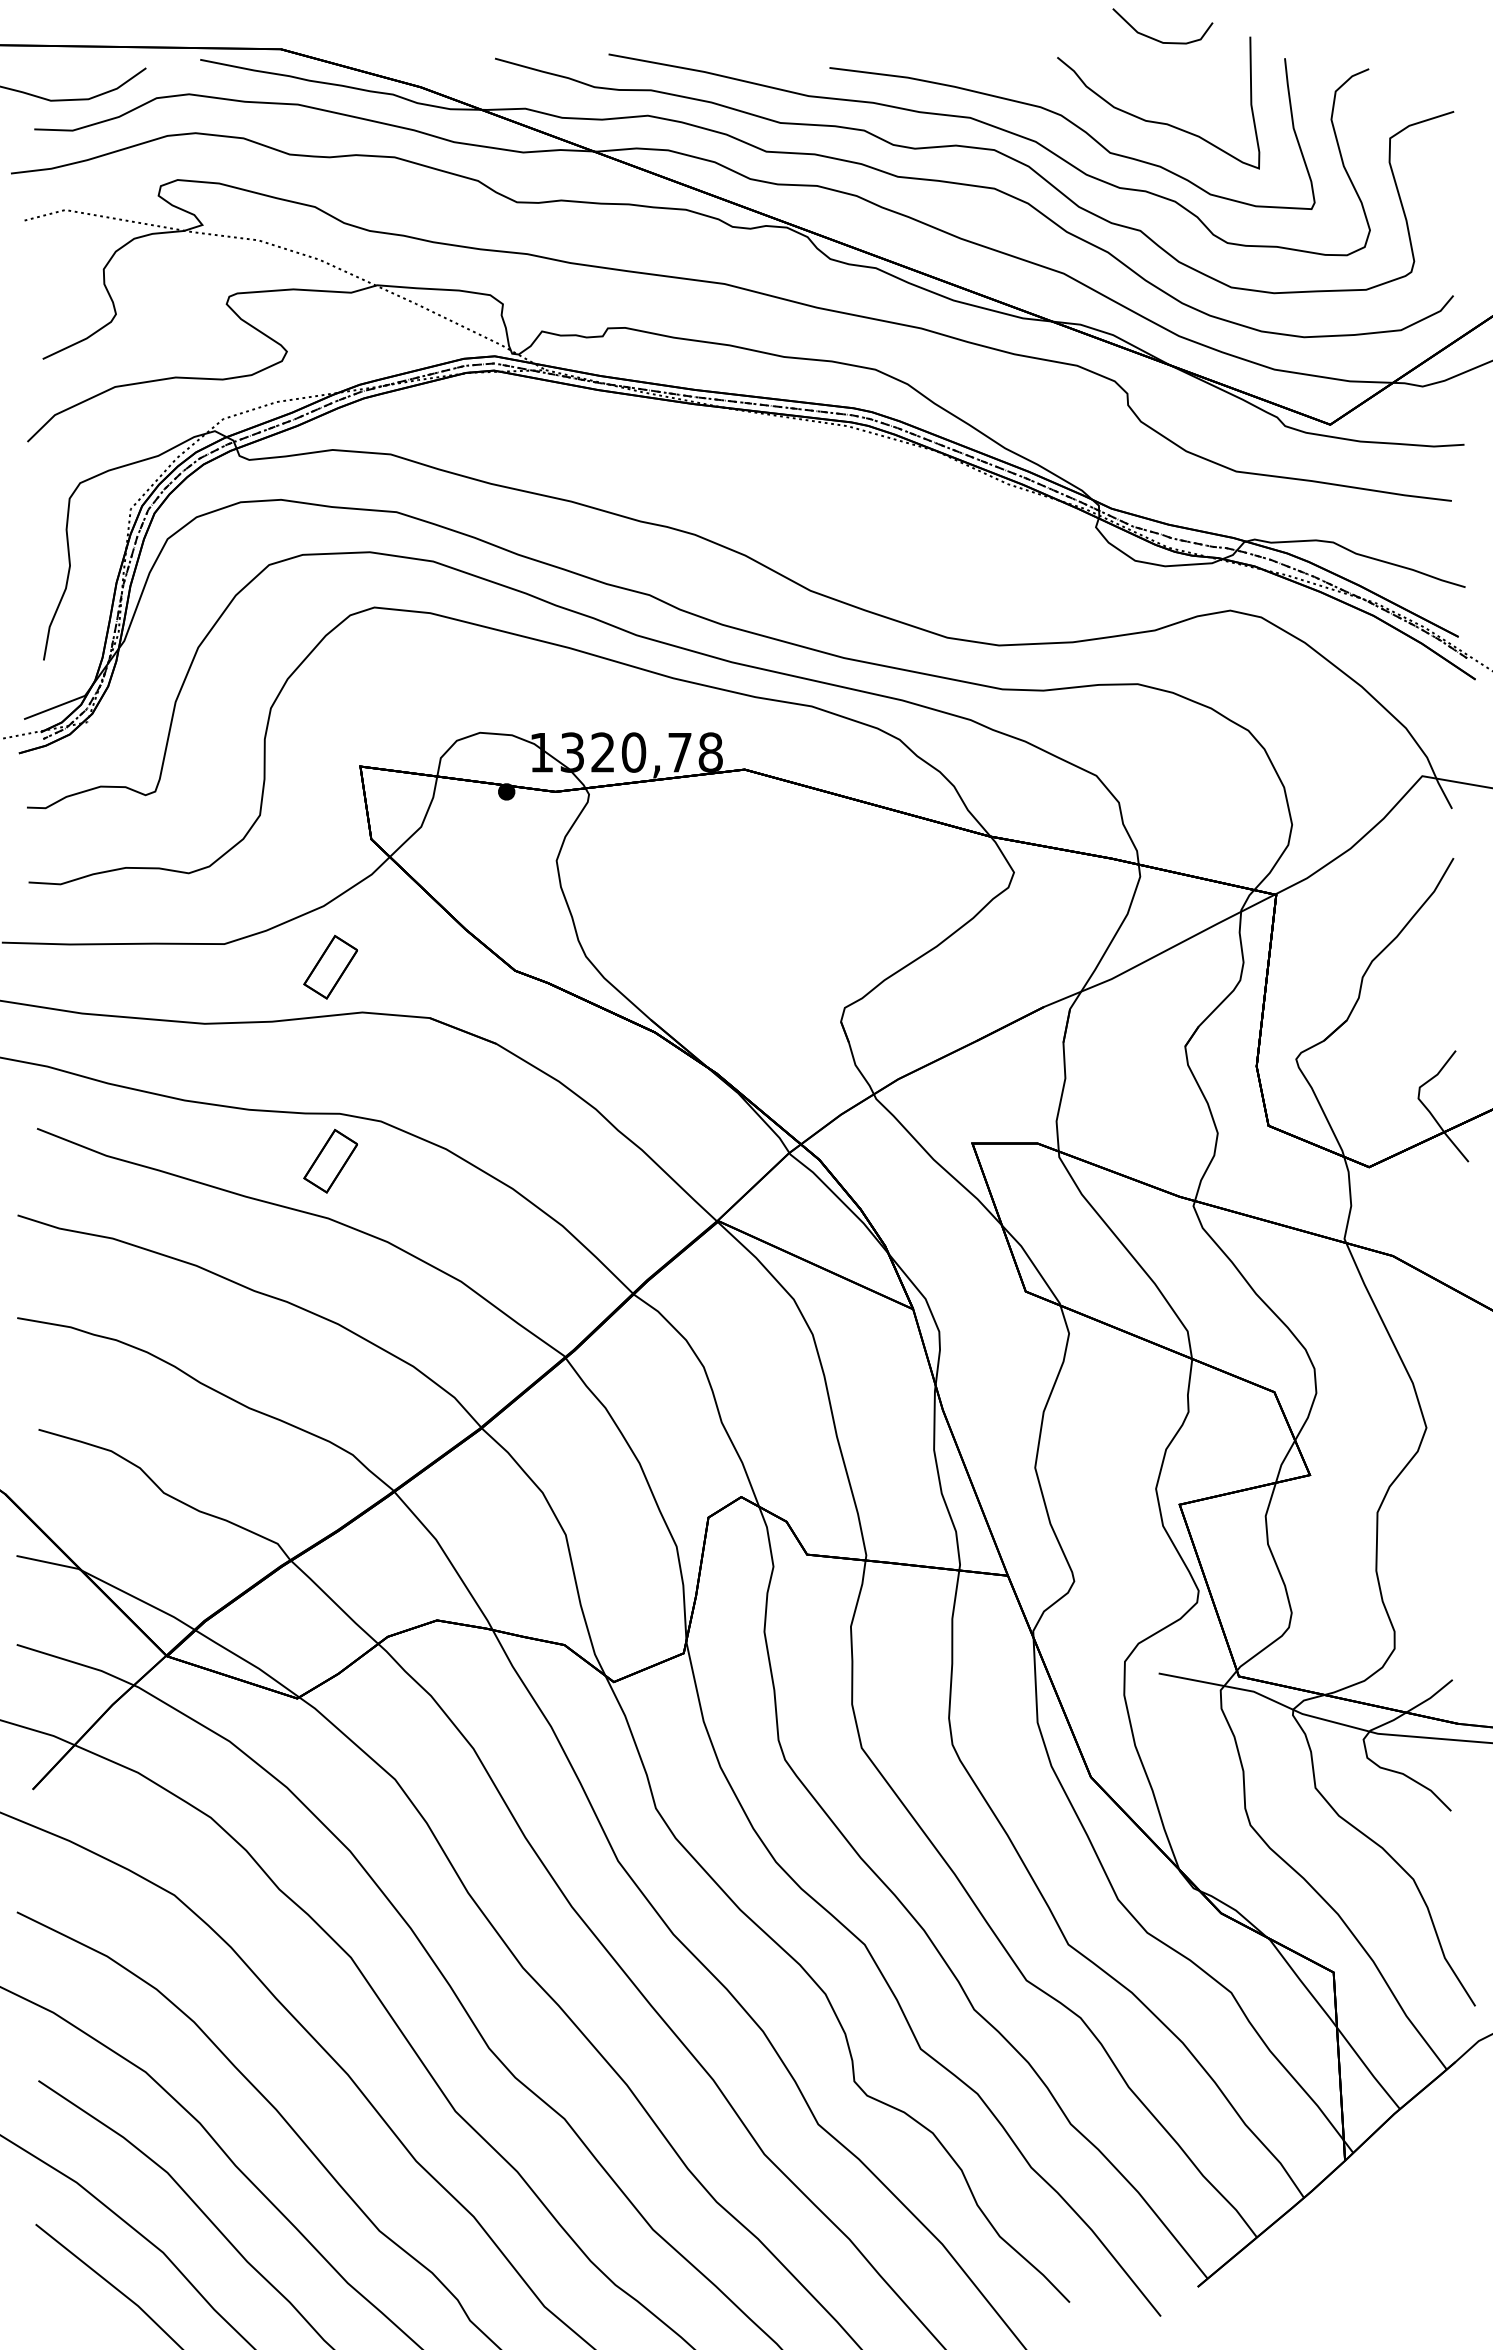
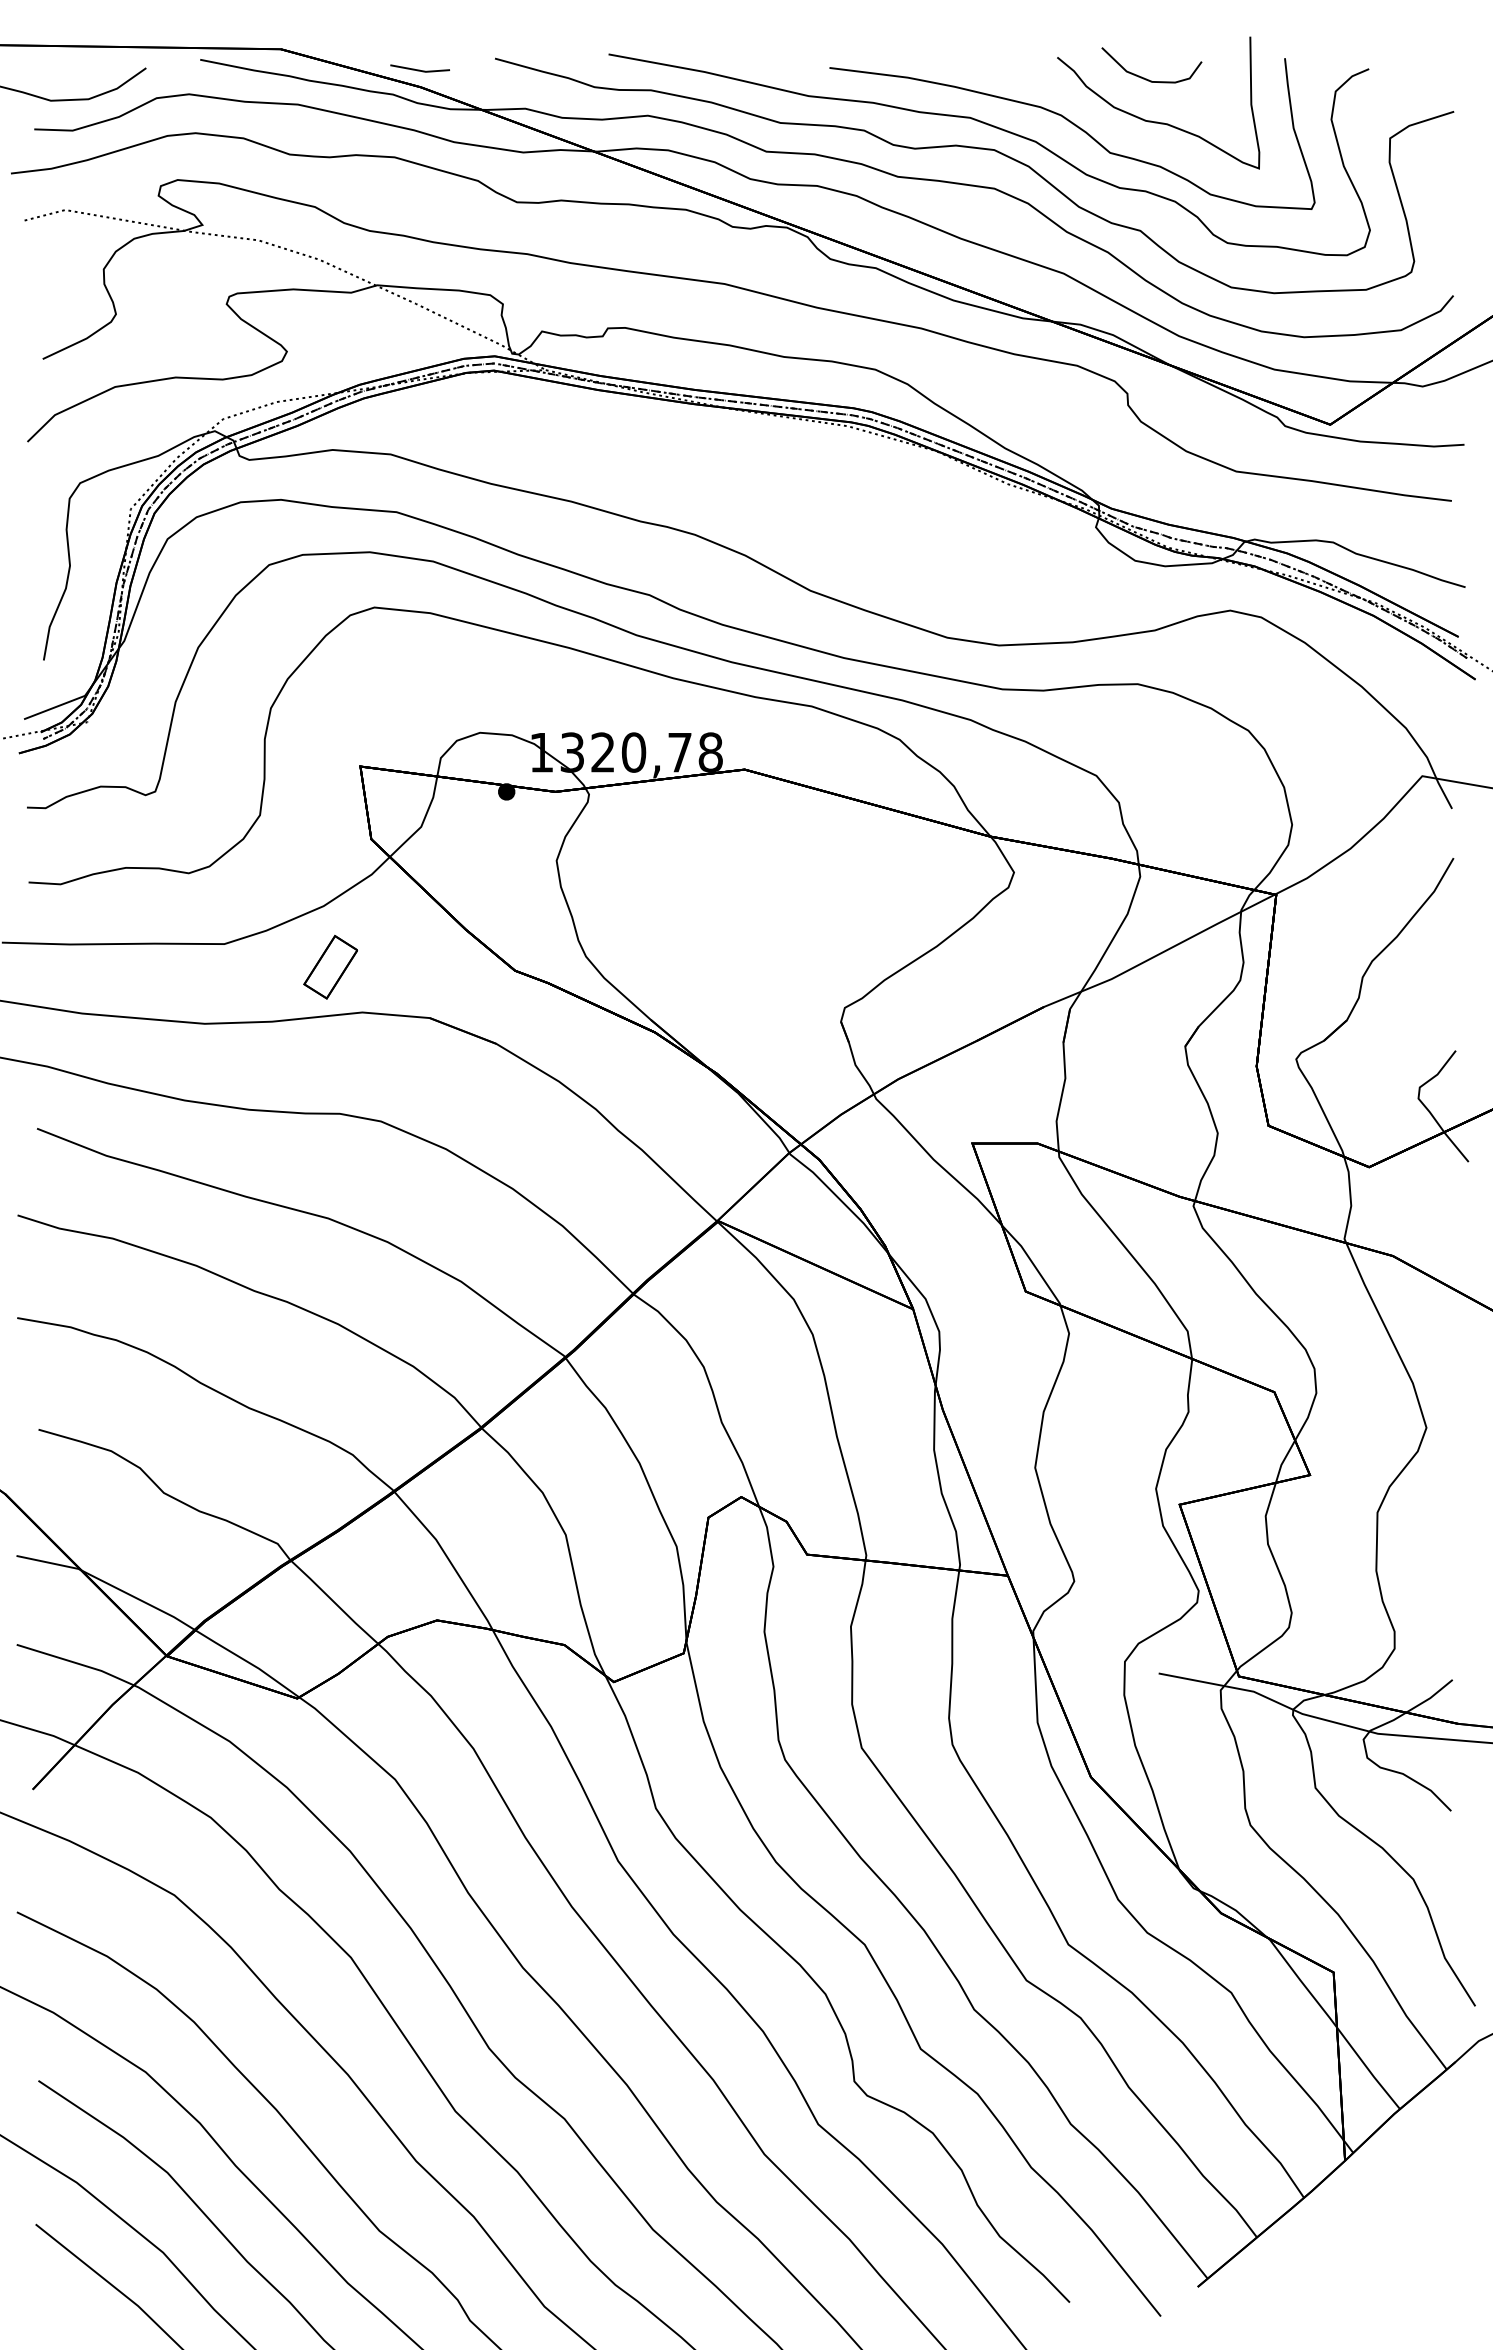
curve position: (1155, 38) -> (1144, 77) (1144, 77)
line: none -> present (419, 69)
part: present -> none (330, 1160)
